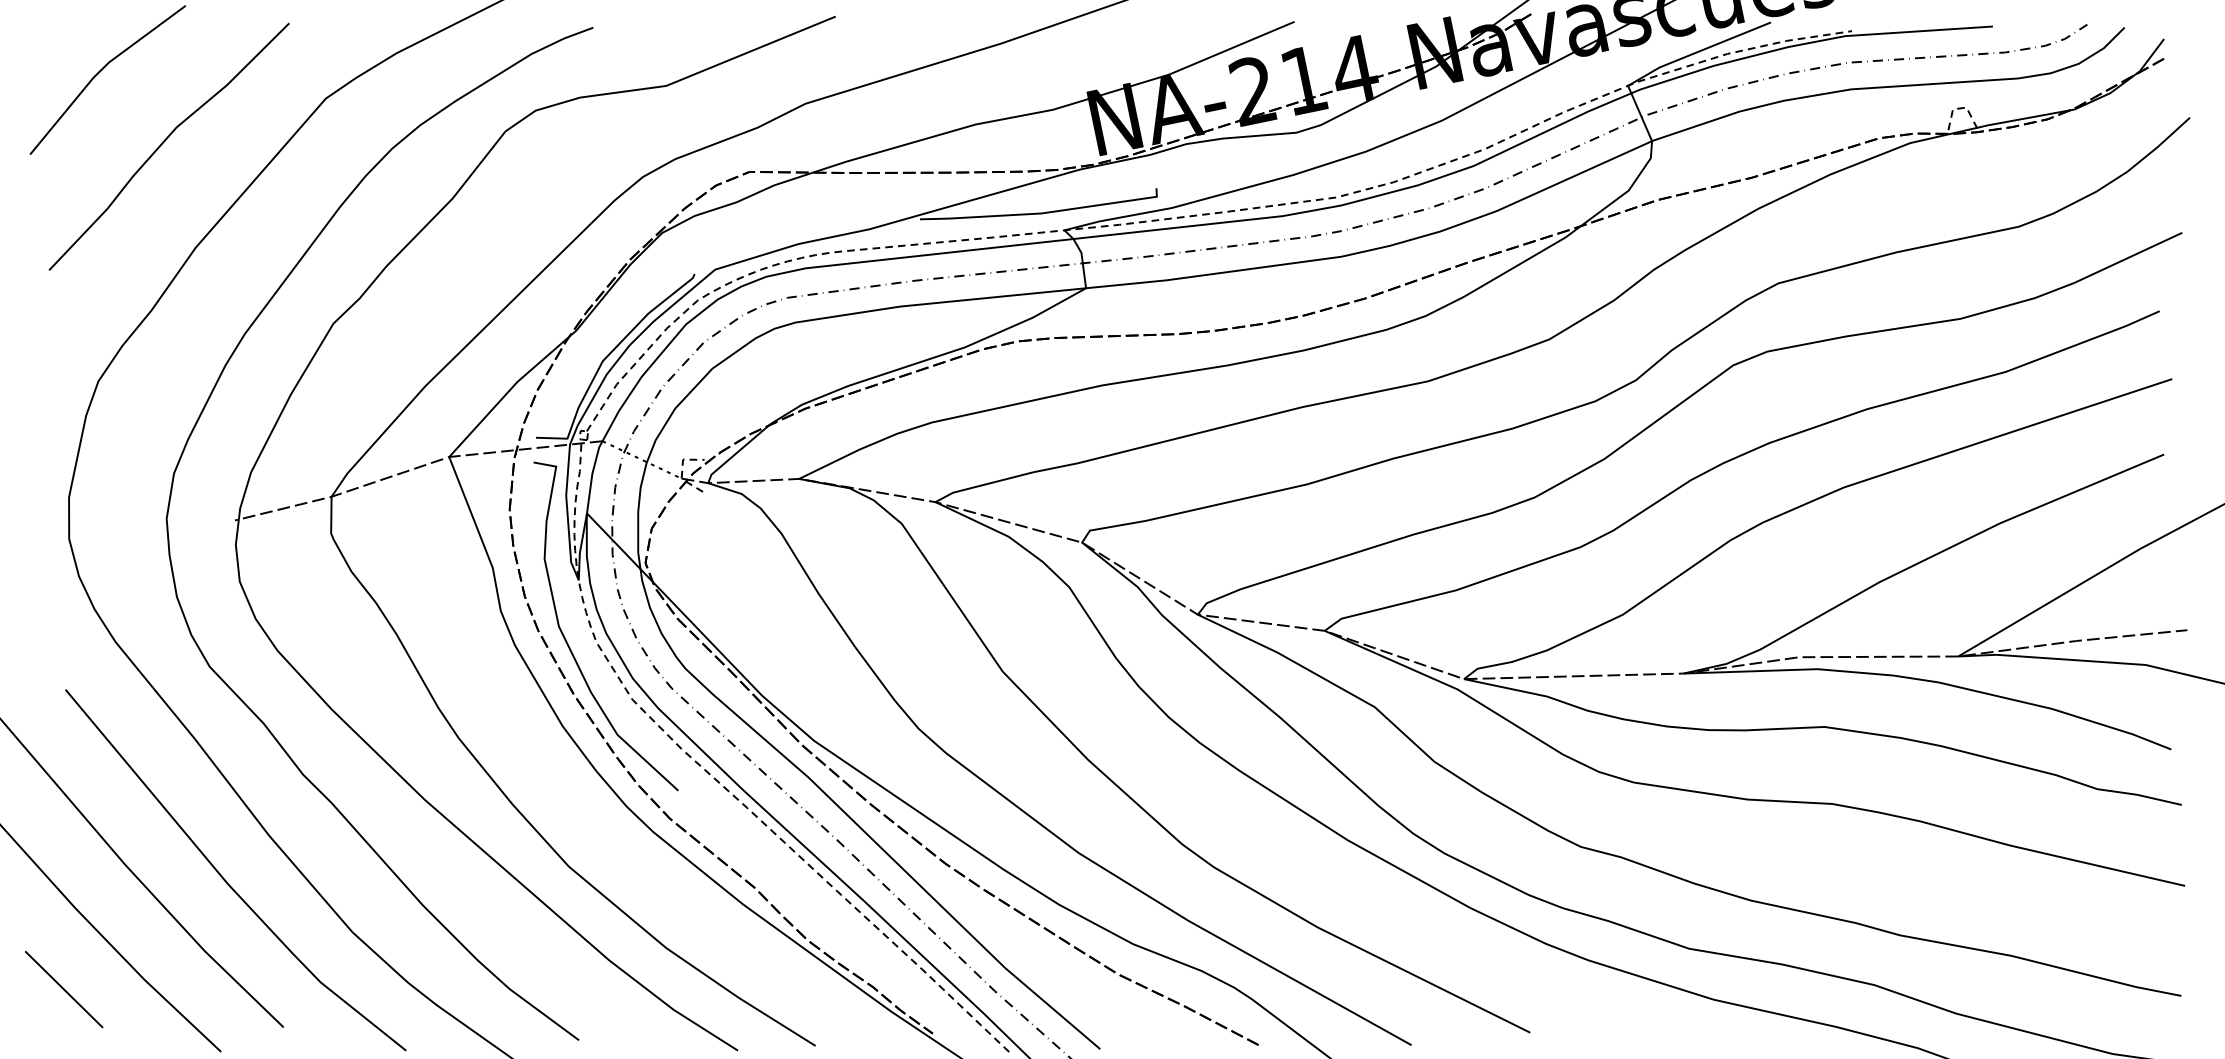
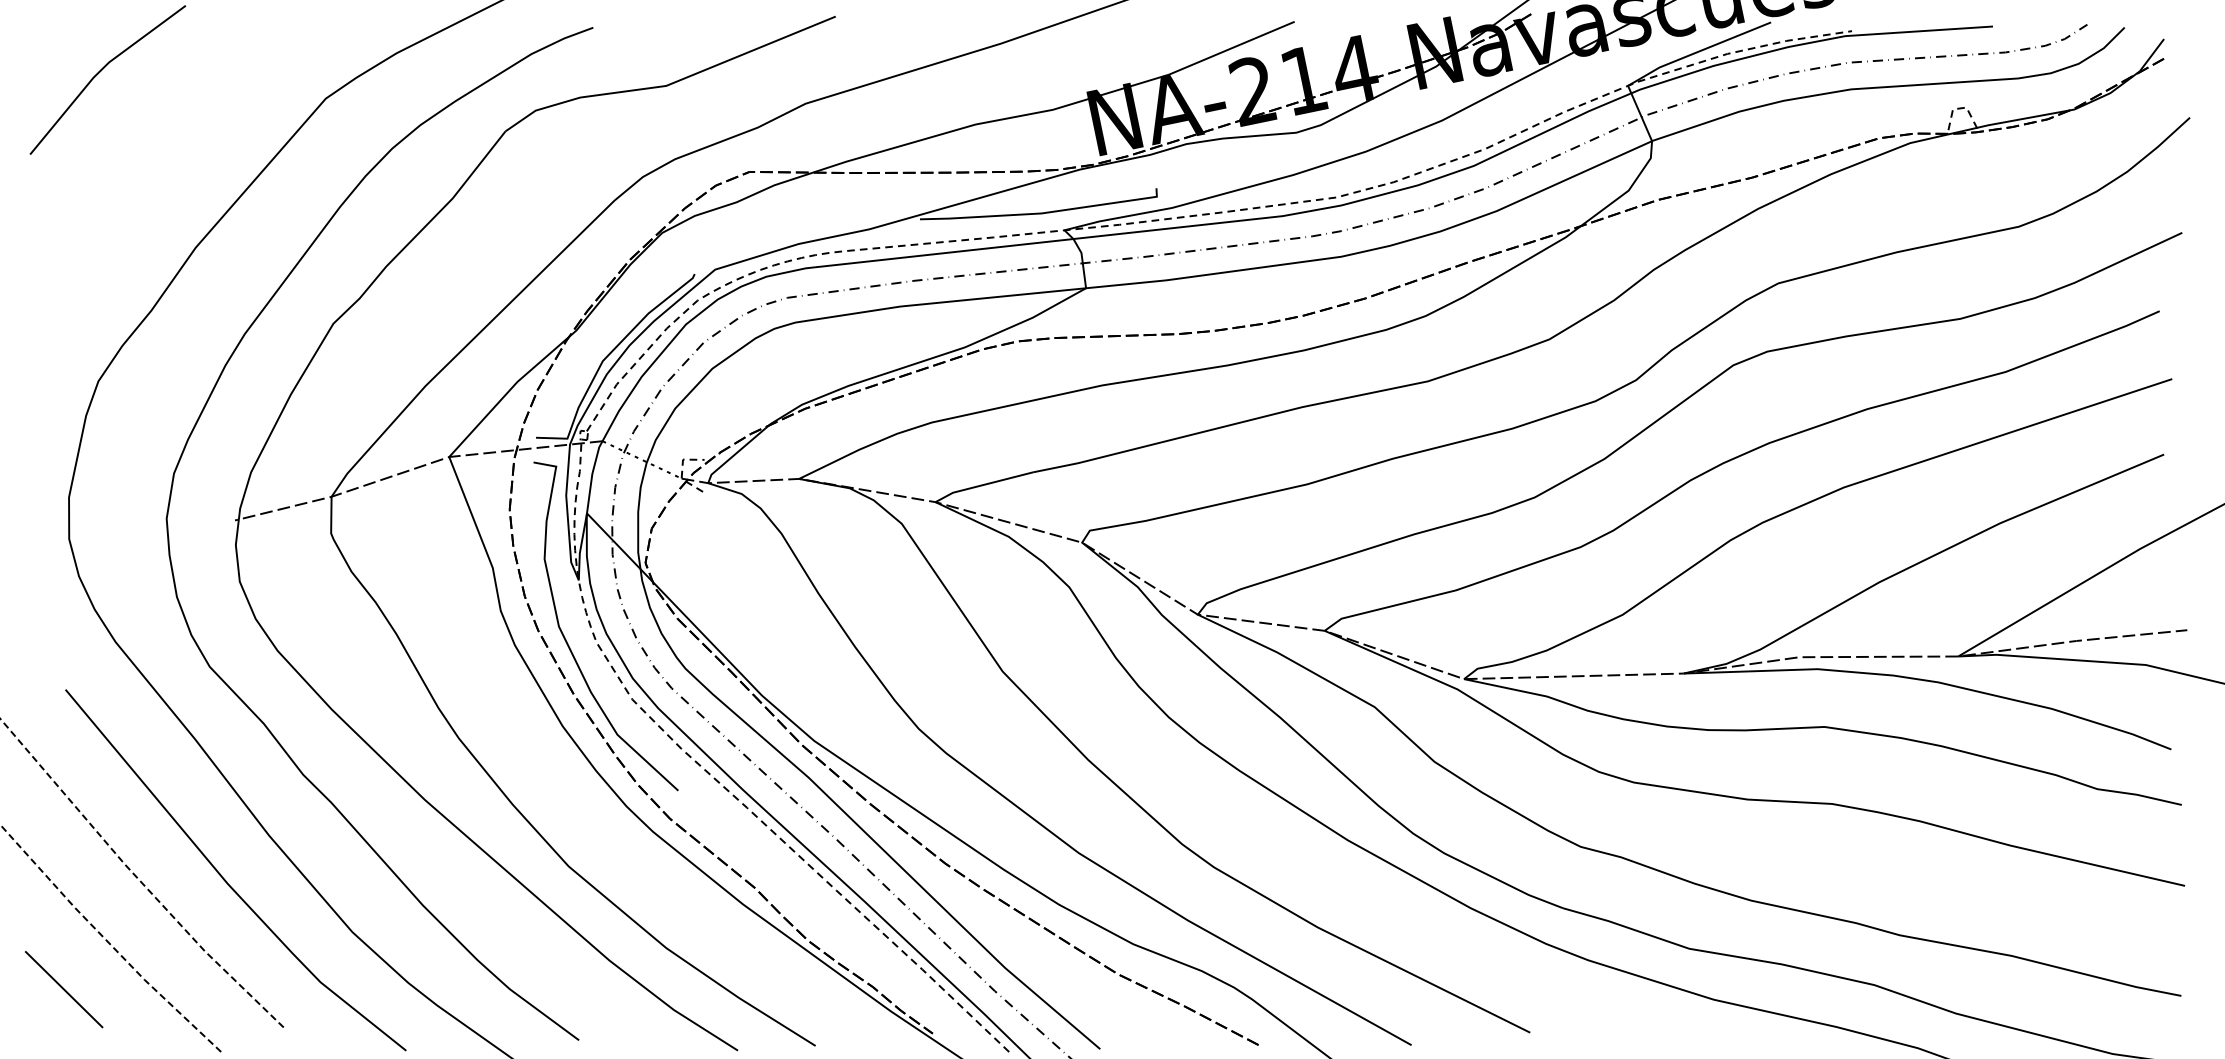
curve: present -> none (164, 142)
line: solid -> dashed (137, 877)
line: solid -> dashed (107, 941)
